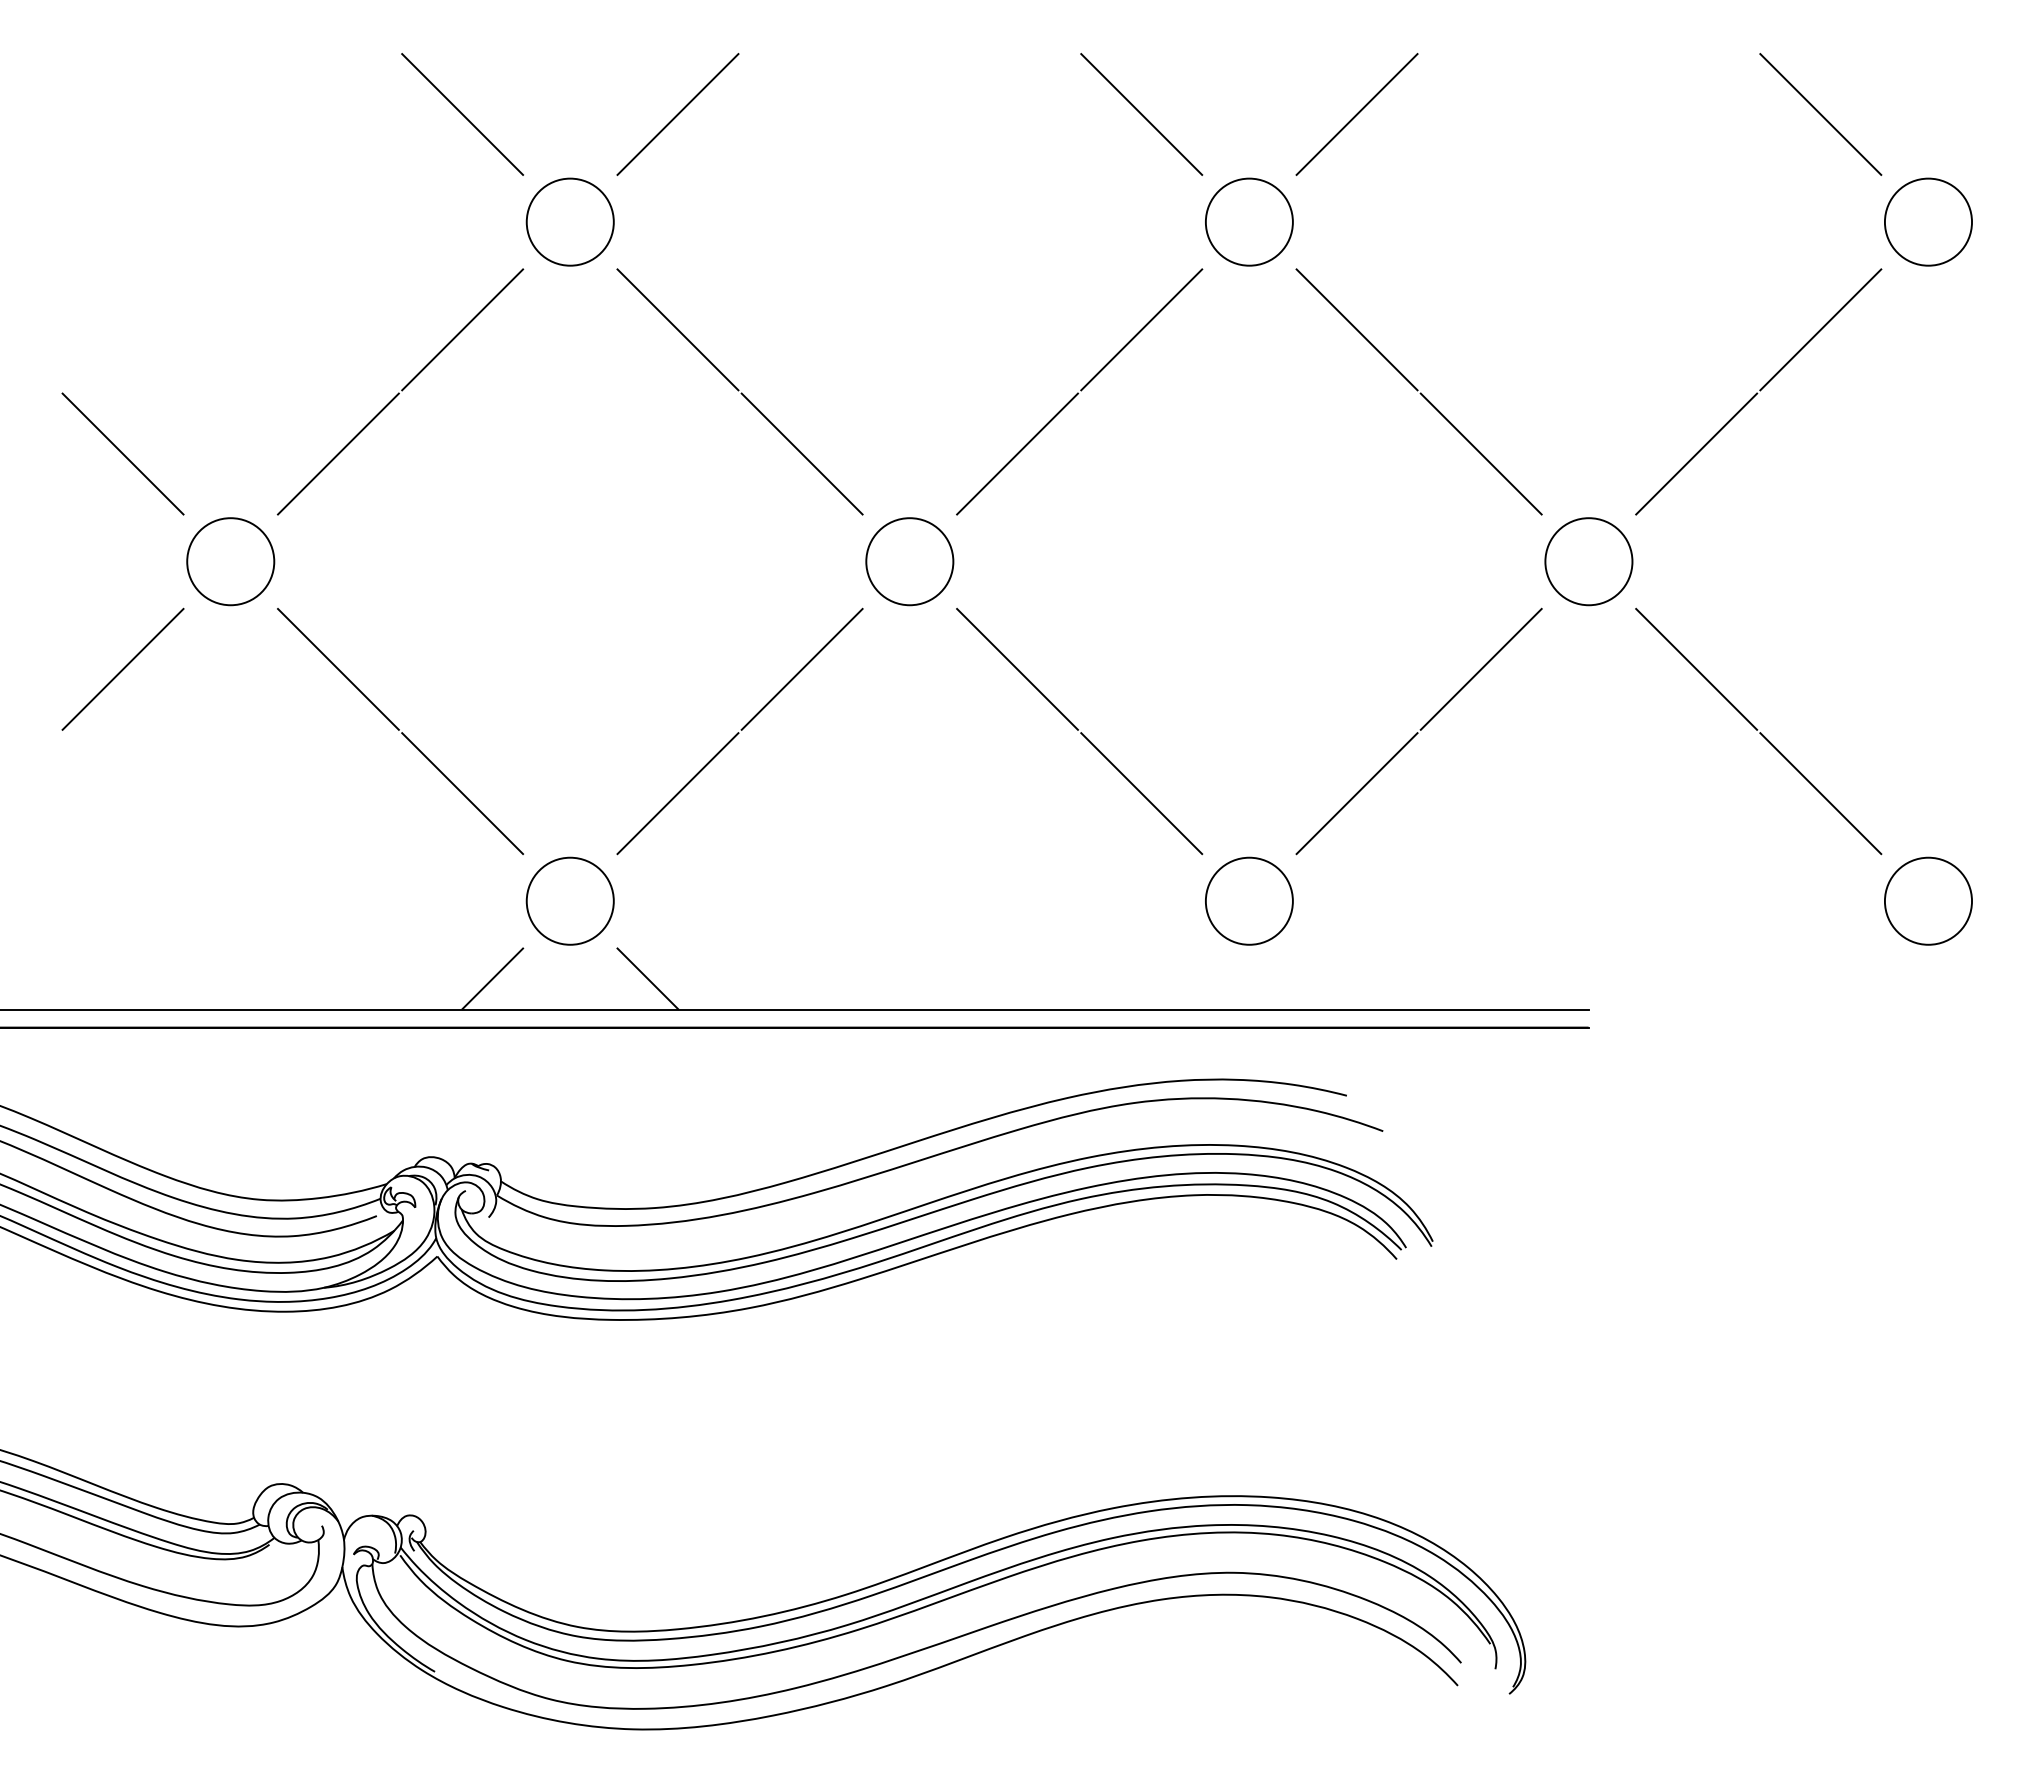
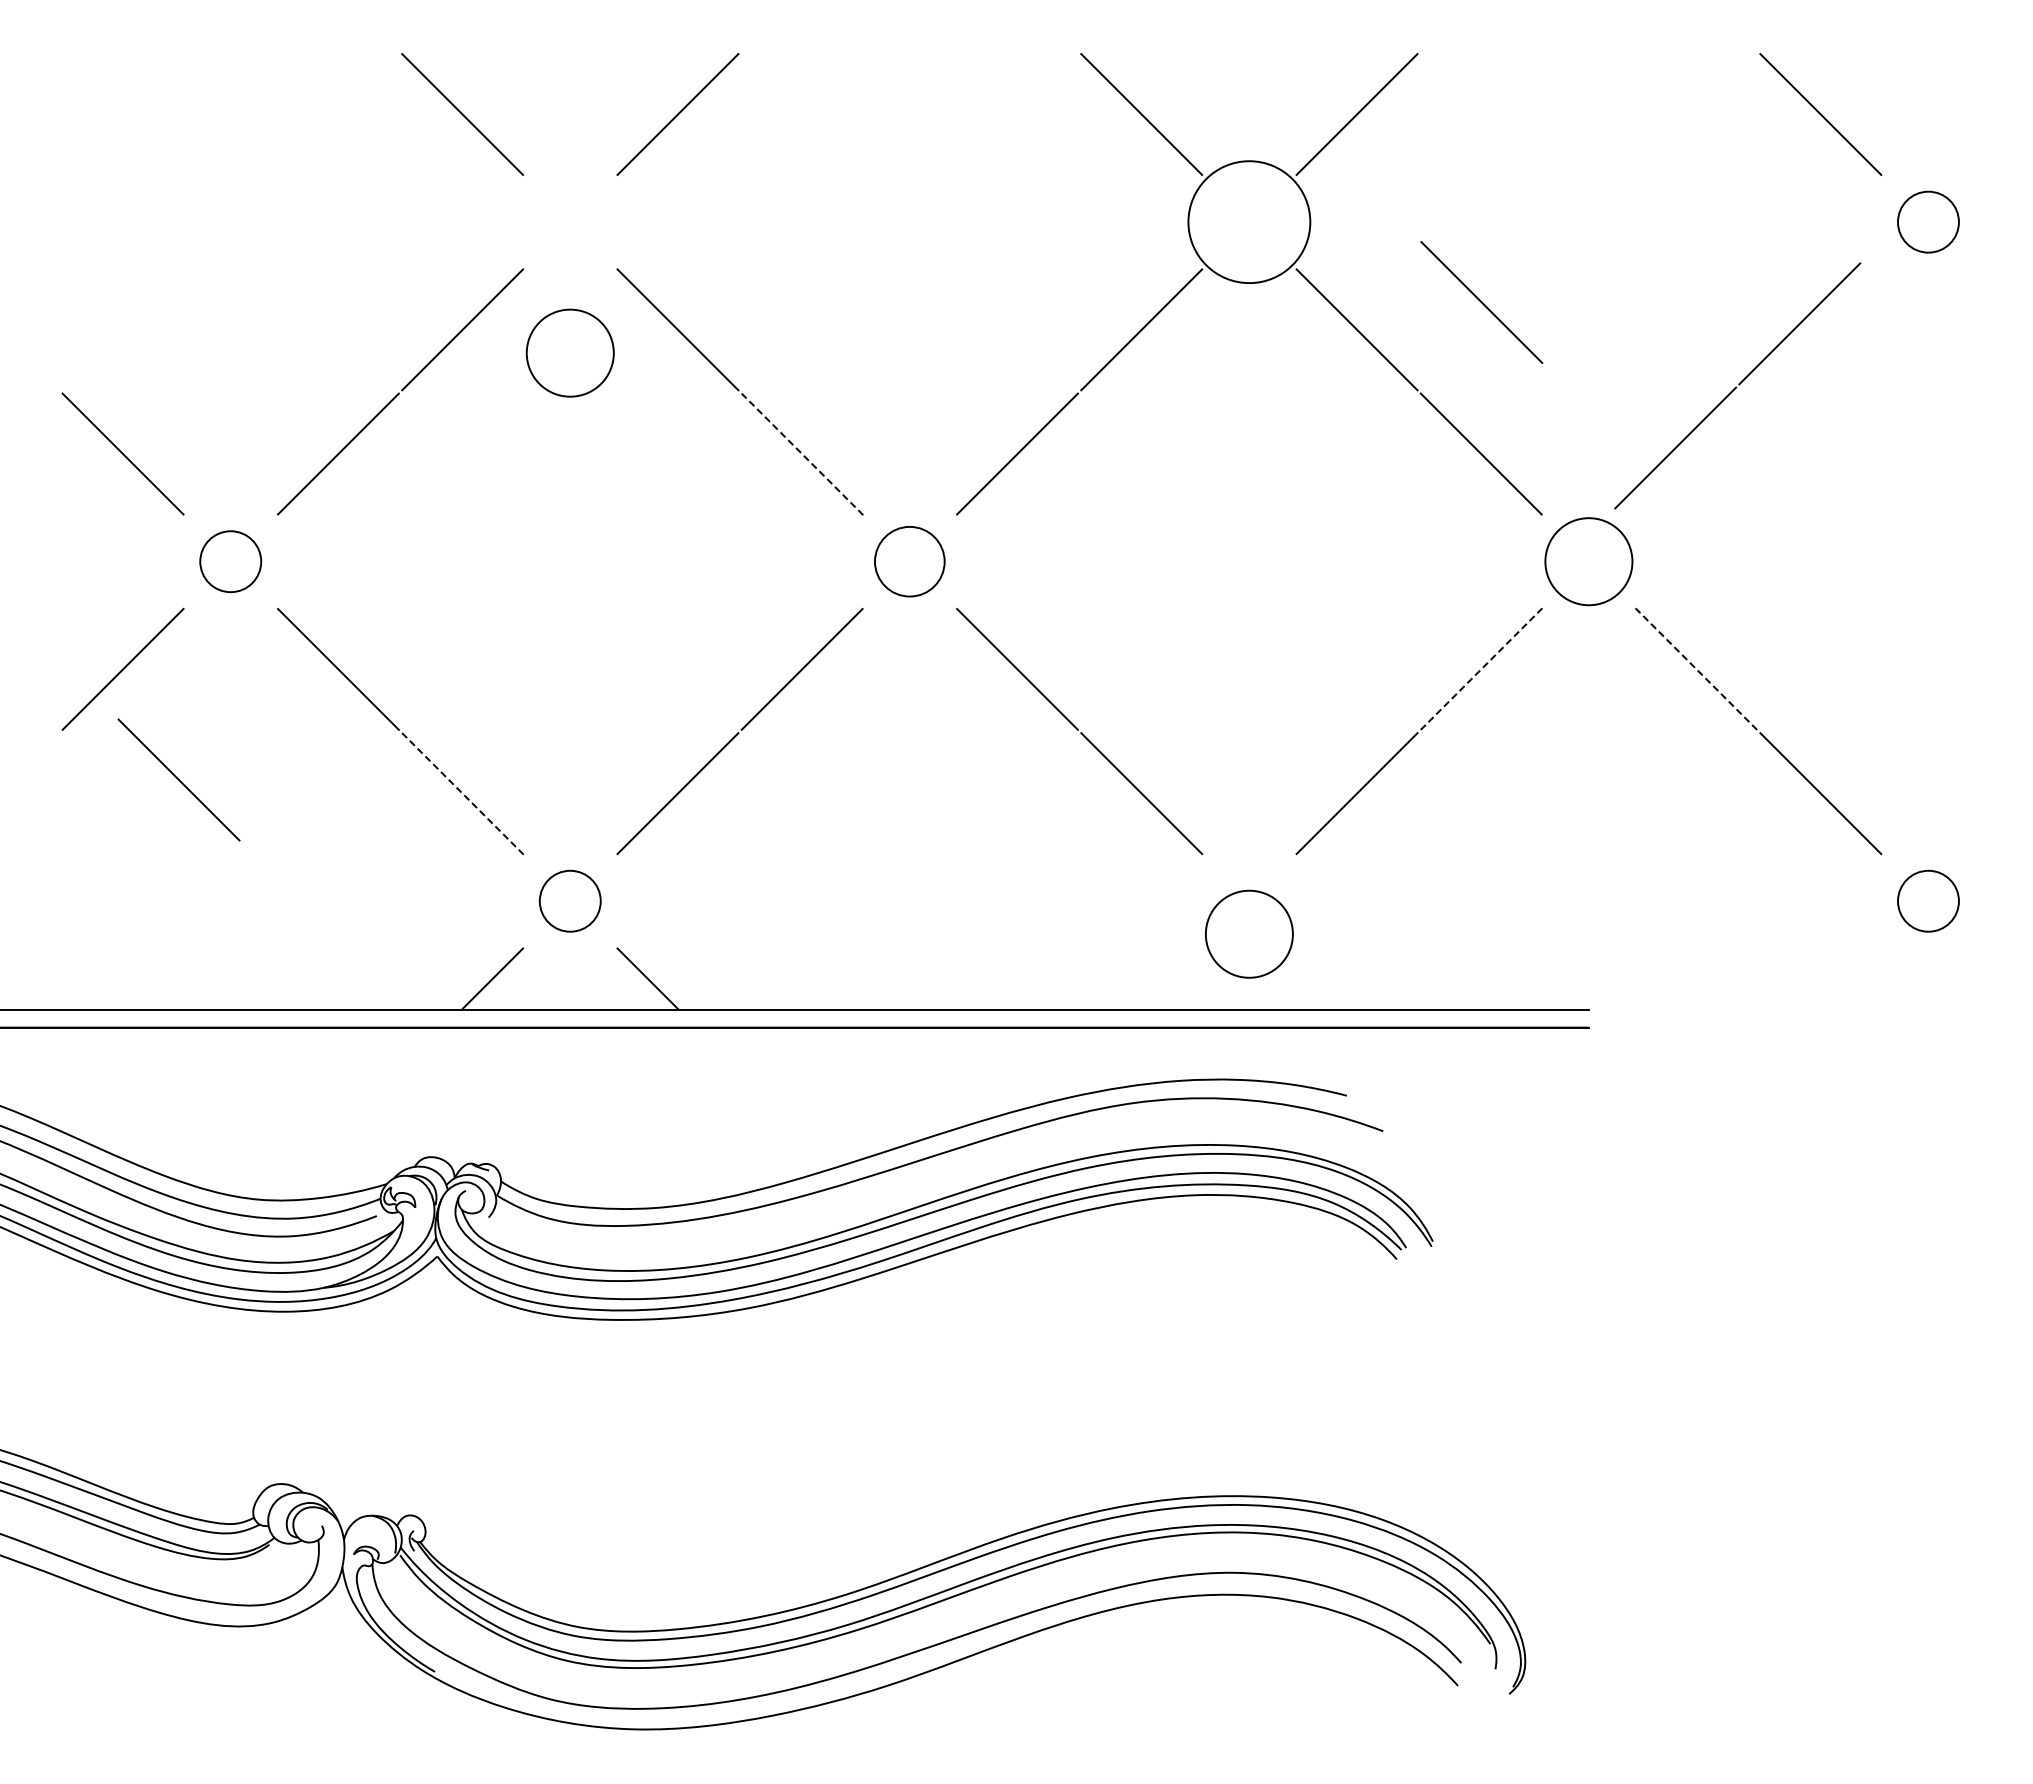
circle position: (569, 221) -> (569, 352) (569, 352)
circle diameter: 87 px -> 122 px (1249, 222)
circle diameter: 87 px -> 61 px (1928, 221)
line: none -> present (1481, 302)
line position: (1759, 390) -> (1738, 384) (1738, 384)
line: solid -> dashed (801, 453)
circle diameter: 87 px -> 61 px (230, 561)
circle diameter: 87 px -> 70 px (909, 561)
line: solid -> dashed (1480, 669)
line: solid -> dashed (1696, 669)
line: none -> present (178, 779)
line: solid -> dashed (462, 793)
circle diameter: 87 px -> 61 px (569, 900)
circle position: (1249, 900) -> (1249, 933) (1249, 933)
circle diameter: 87 px -> 61 px (1928, 900)
